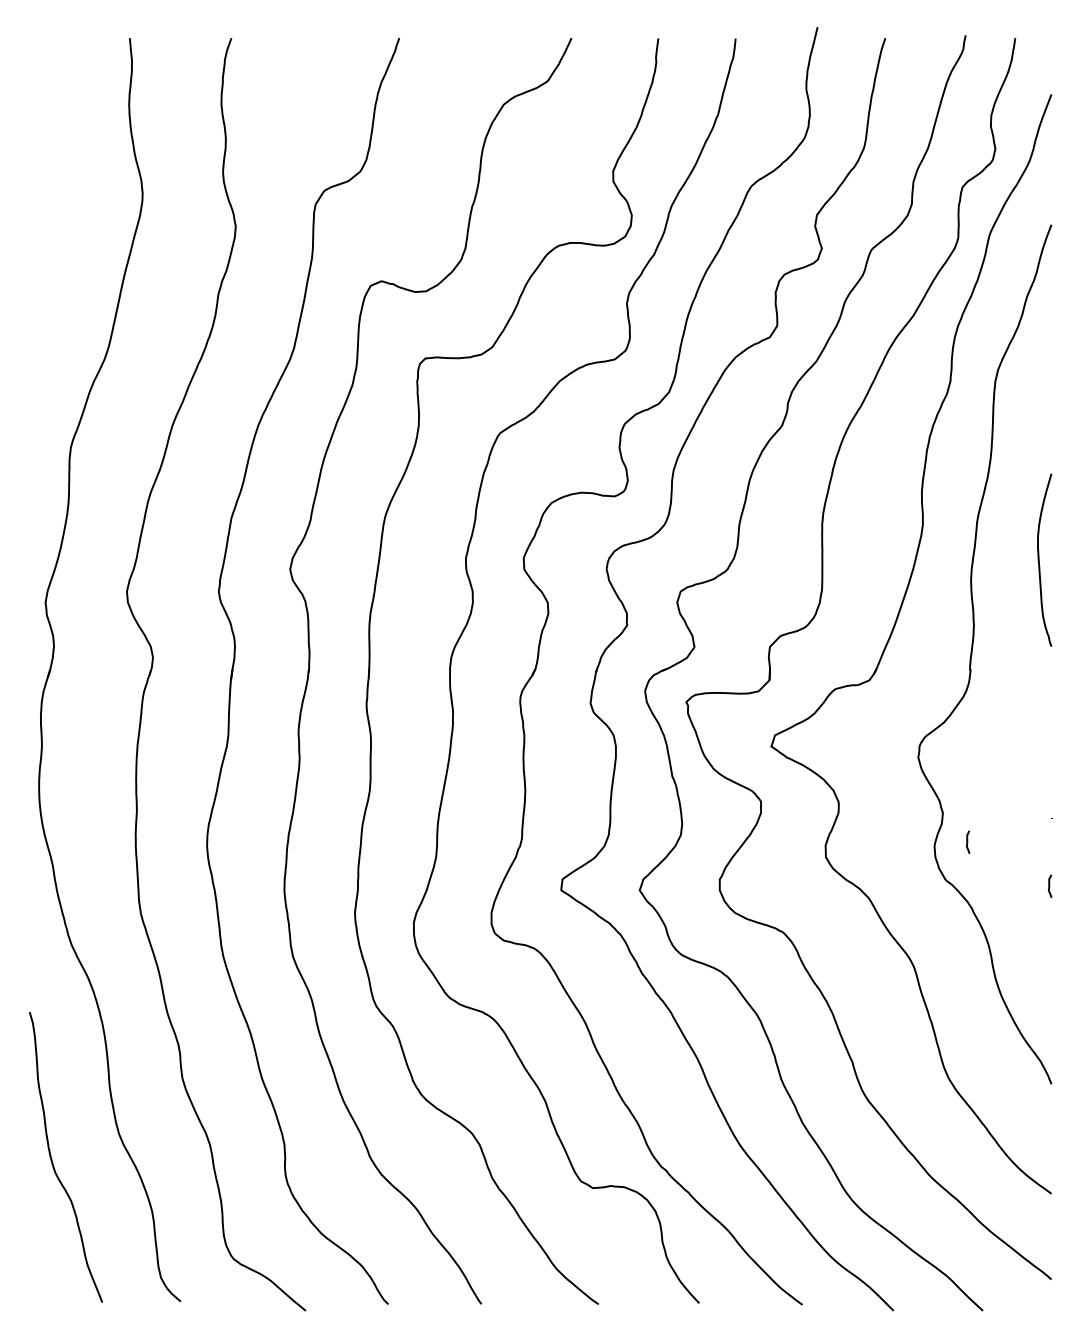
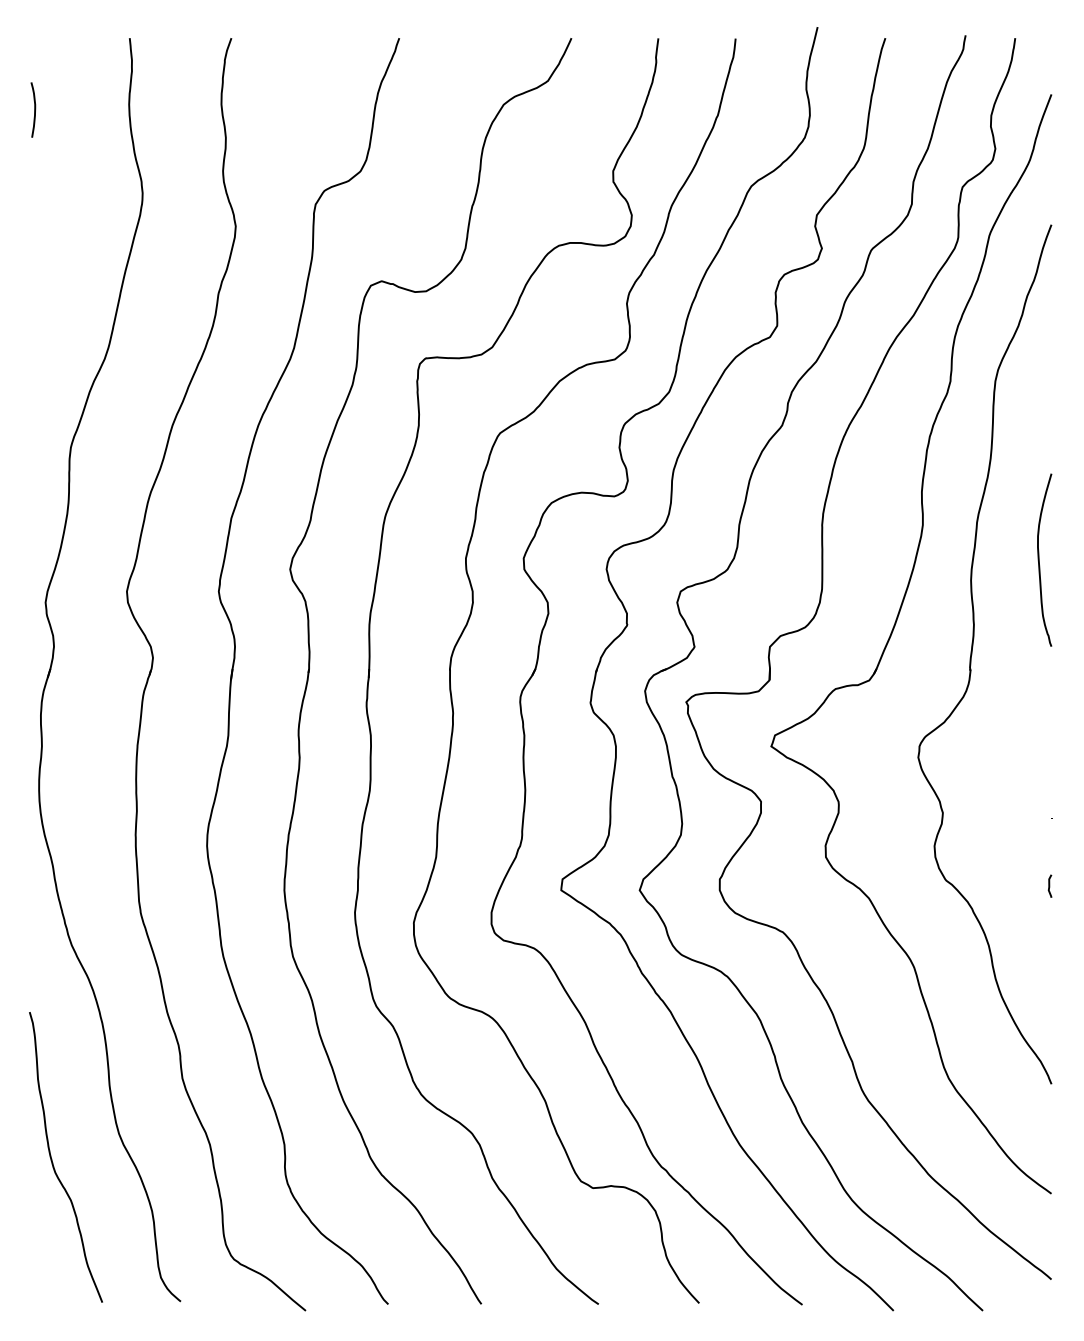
curve: none -> present (34, 109)
curve: present -> none (967, 841)
